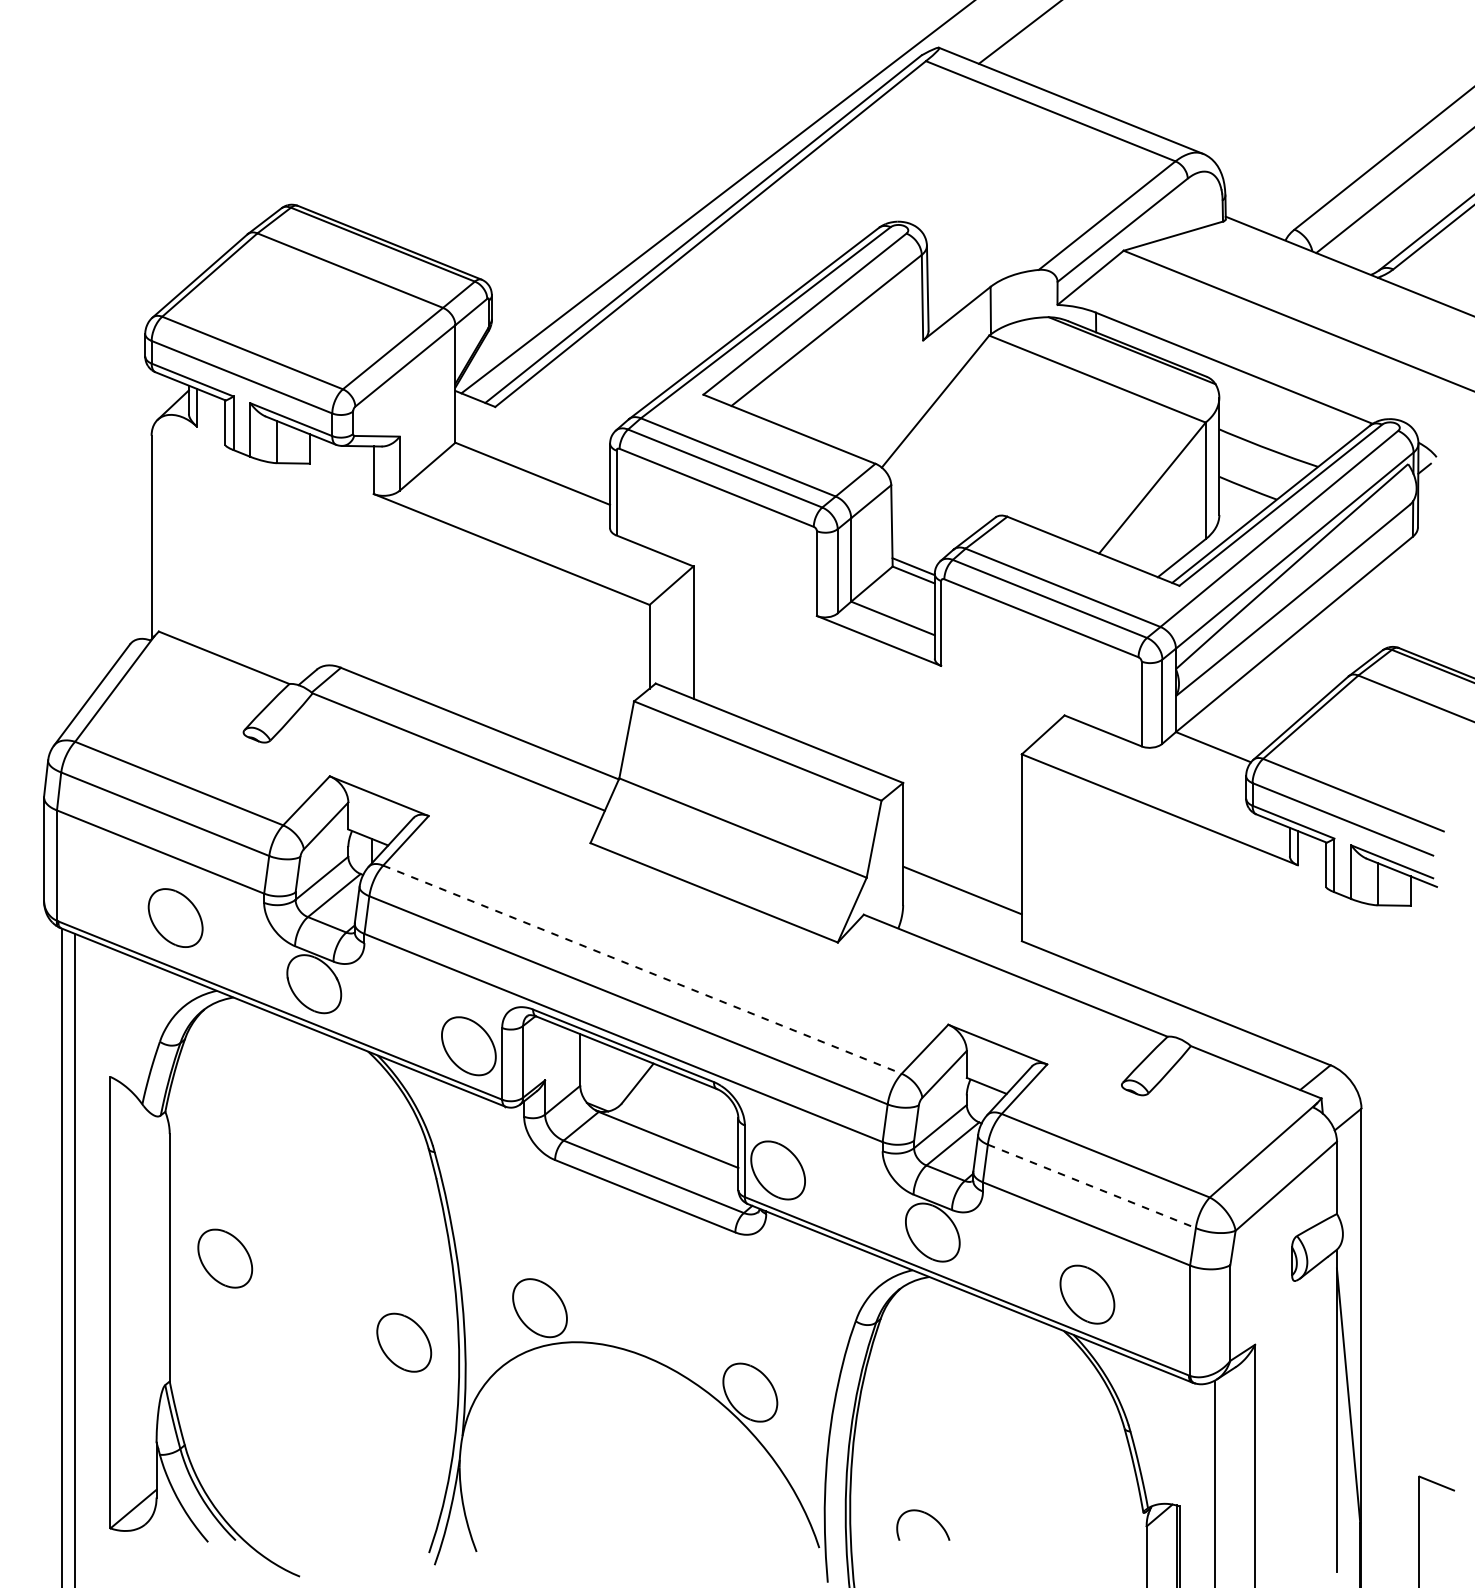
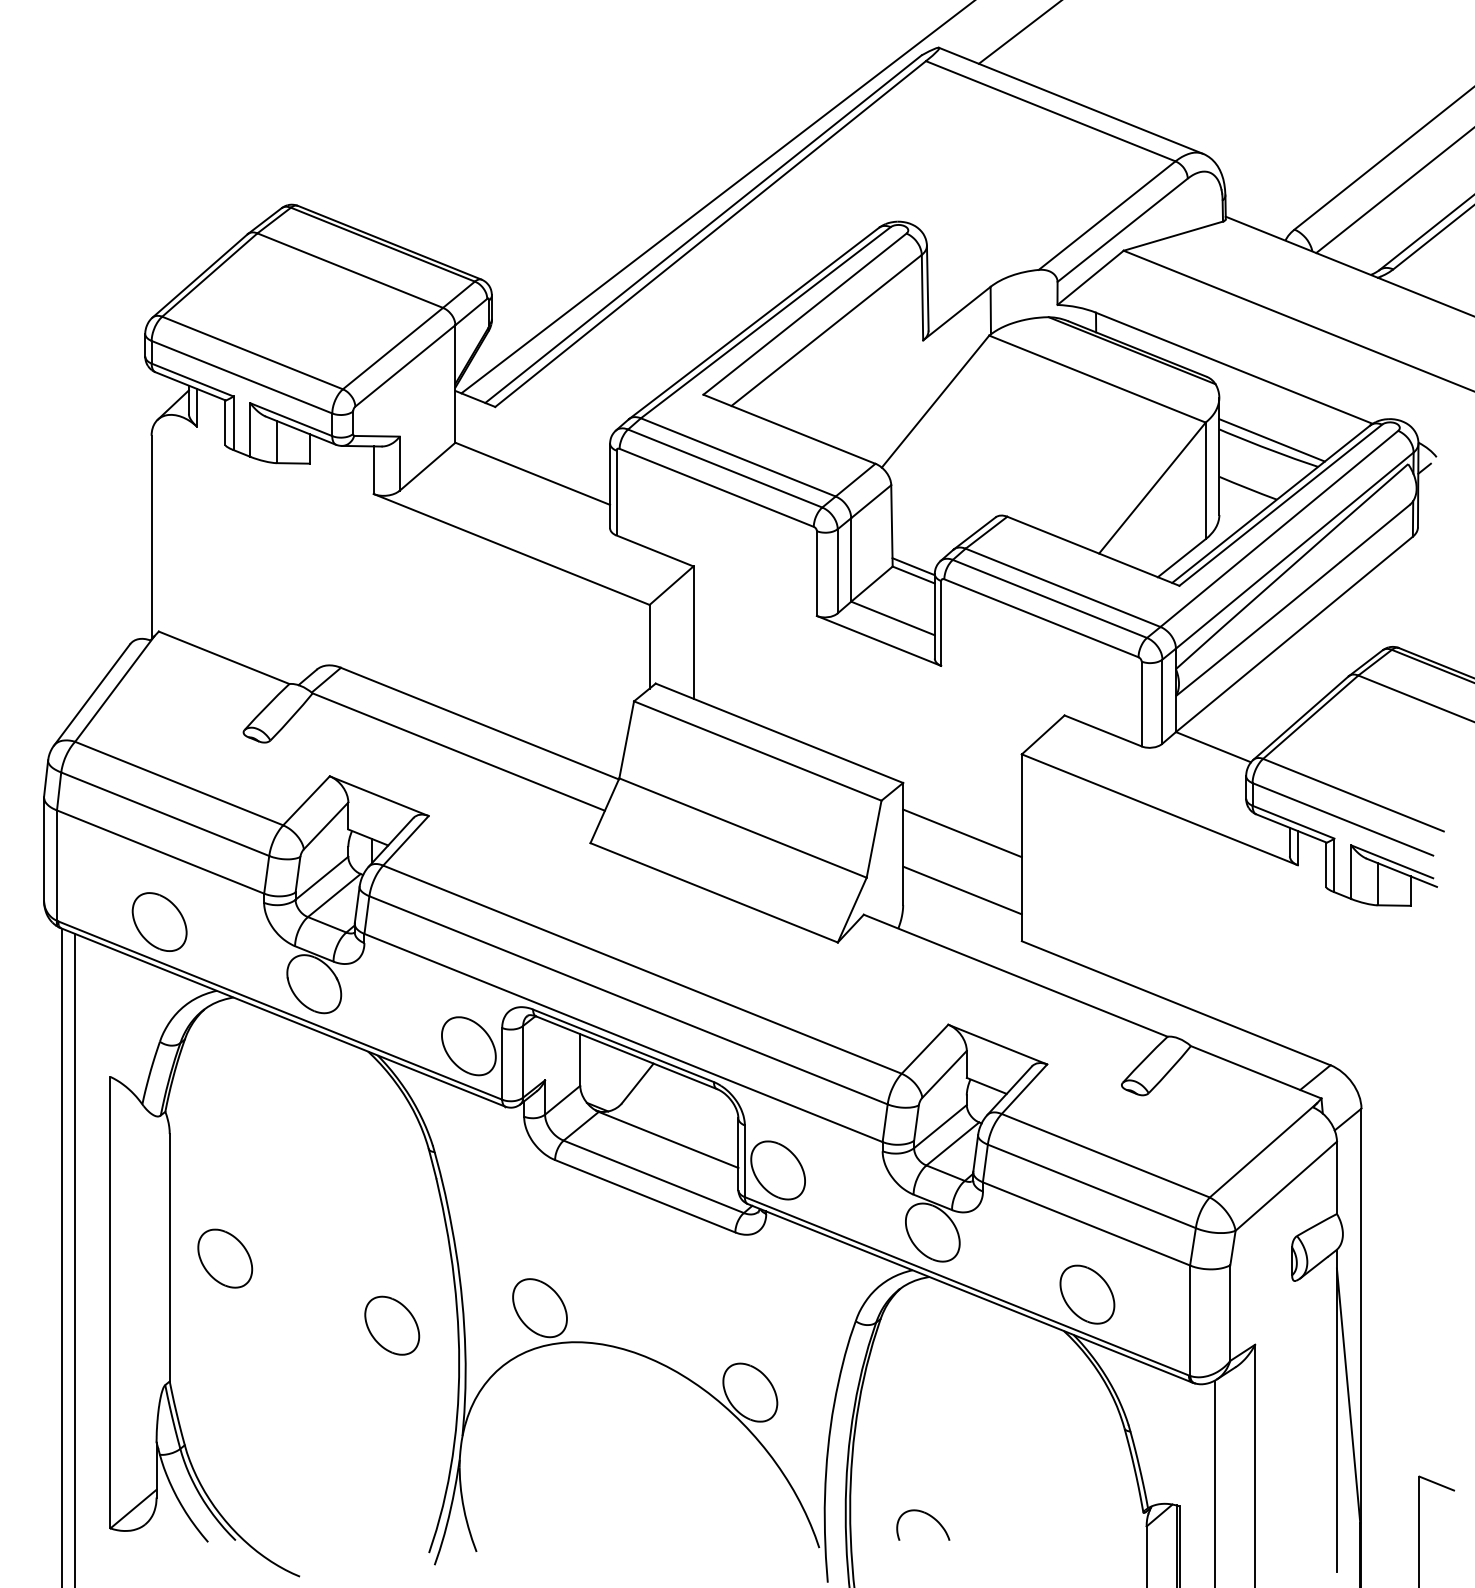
line: none -> present (1271, 440)
line: none -> present (962, 833)
part position: (175, 917) -> (159, 921) (159, 921)
line: dashed -> solid (642, 969)
line: dashed -> solid (1092, 1186)
part position: (404, 1342) -> (392, 1325) (392, 1325)
